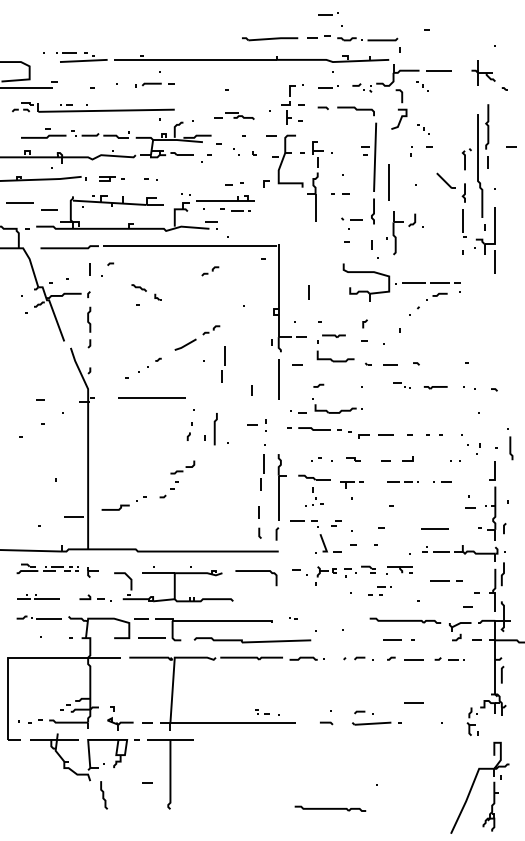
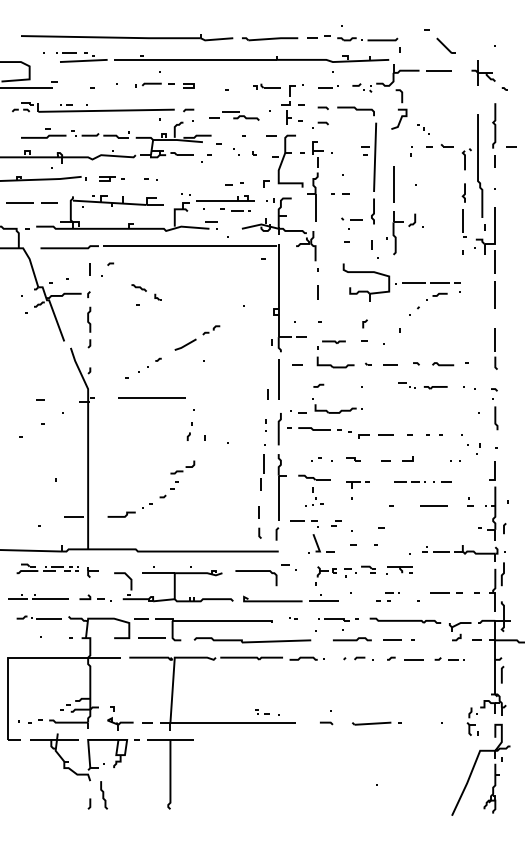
part: present -> none (328, 13)
part: none -> present (127, 37)
line: none -> present (188, 84)
part: none -> present (266, 86)
part: present -> none (422, 86)
line: none -> present (188, 110)
part size: 41x8 px -> 51x10 px (234, 115)
part: none -> present (320, 124)
part position: (487, 136) -> (494, 135) (494, 135)
part: none -> present (446, 145)
part position: (445, 180) -> (445, 45) (445, 45)
line position: (388, 182) -> (393, 184) (393, 184)
line position: (49, 209) -> (49, 202) (49, 202)
part: none -> present (279, 234)
part: present -> none (210, 271)
line position: (308, 292) -> (317, 292) (317, 292)
line: none -> present (494, 294)
part: none -> present (495, 348)
part position: (331, 358) -> (331, 364) (331, 364)
part: present -> none (223, 364)
line: none -> present (443, 364)
part position: (401, 385) -> (406, 385) (406, 385)
line position: (251, 390) -> (267, 394) (267, 394)
line: present -> none (252, 424)
line position: (215, 429) -> (279, 429) (279, 429)
part position: (510, 444) -> (495, 414) (495, 414)
line position: (404, 481) -> (411, 481) (411, 481)
part position: (351, 484) -> (357, 484) (357, 484)
part size: 11x14 px -> 7x10 px (470, 501)
part position: (123, 503) -> (129, 510) (129, 510)
line position: (434, 528) -> (433, 505) (433, 505)
part position: (328, 543) -> (321, 543) (321, 543)
part position: (299, 572) -> (288, 567) (288, 567)
line position: (446, 580) -> (446, 592) (446, 592)
part position: (379, 590) -> (387, 596) (387, 596)
part size: 43x6 px -> 61x6 px (38, 596)
part: none -> present (290, 598)
line: present -> none (467, 606)
part: none -> present (338, 619)
curve: none -> present (352, 639)
line: present -> none (413, 702)
part: present -> none (363, 712)
line: present -> none (147, 782)
part position: (473, 786) -> (474, 768) (474, 768)
line: none -> present (89, 803)
part: present -> none (330, 808)
